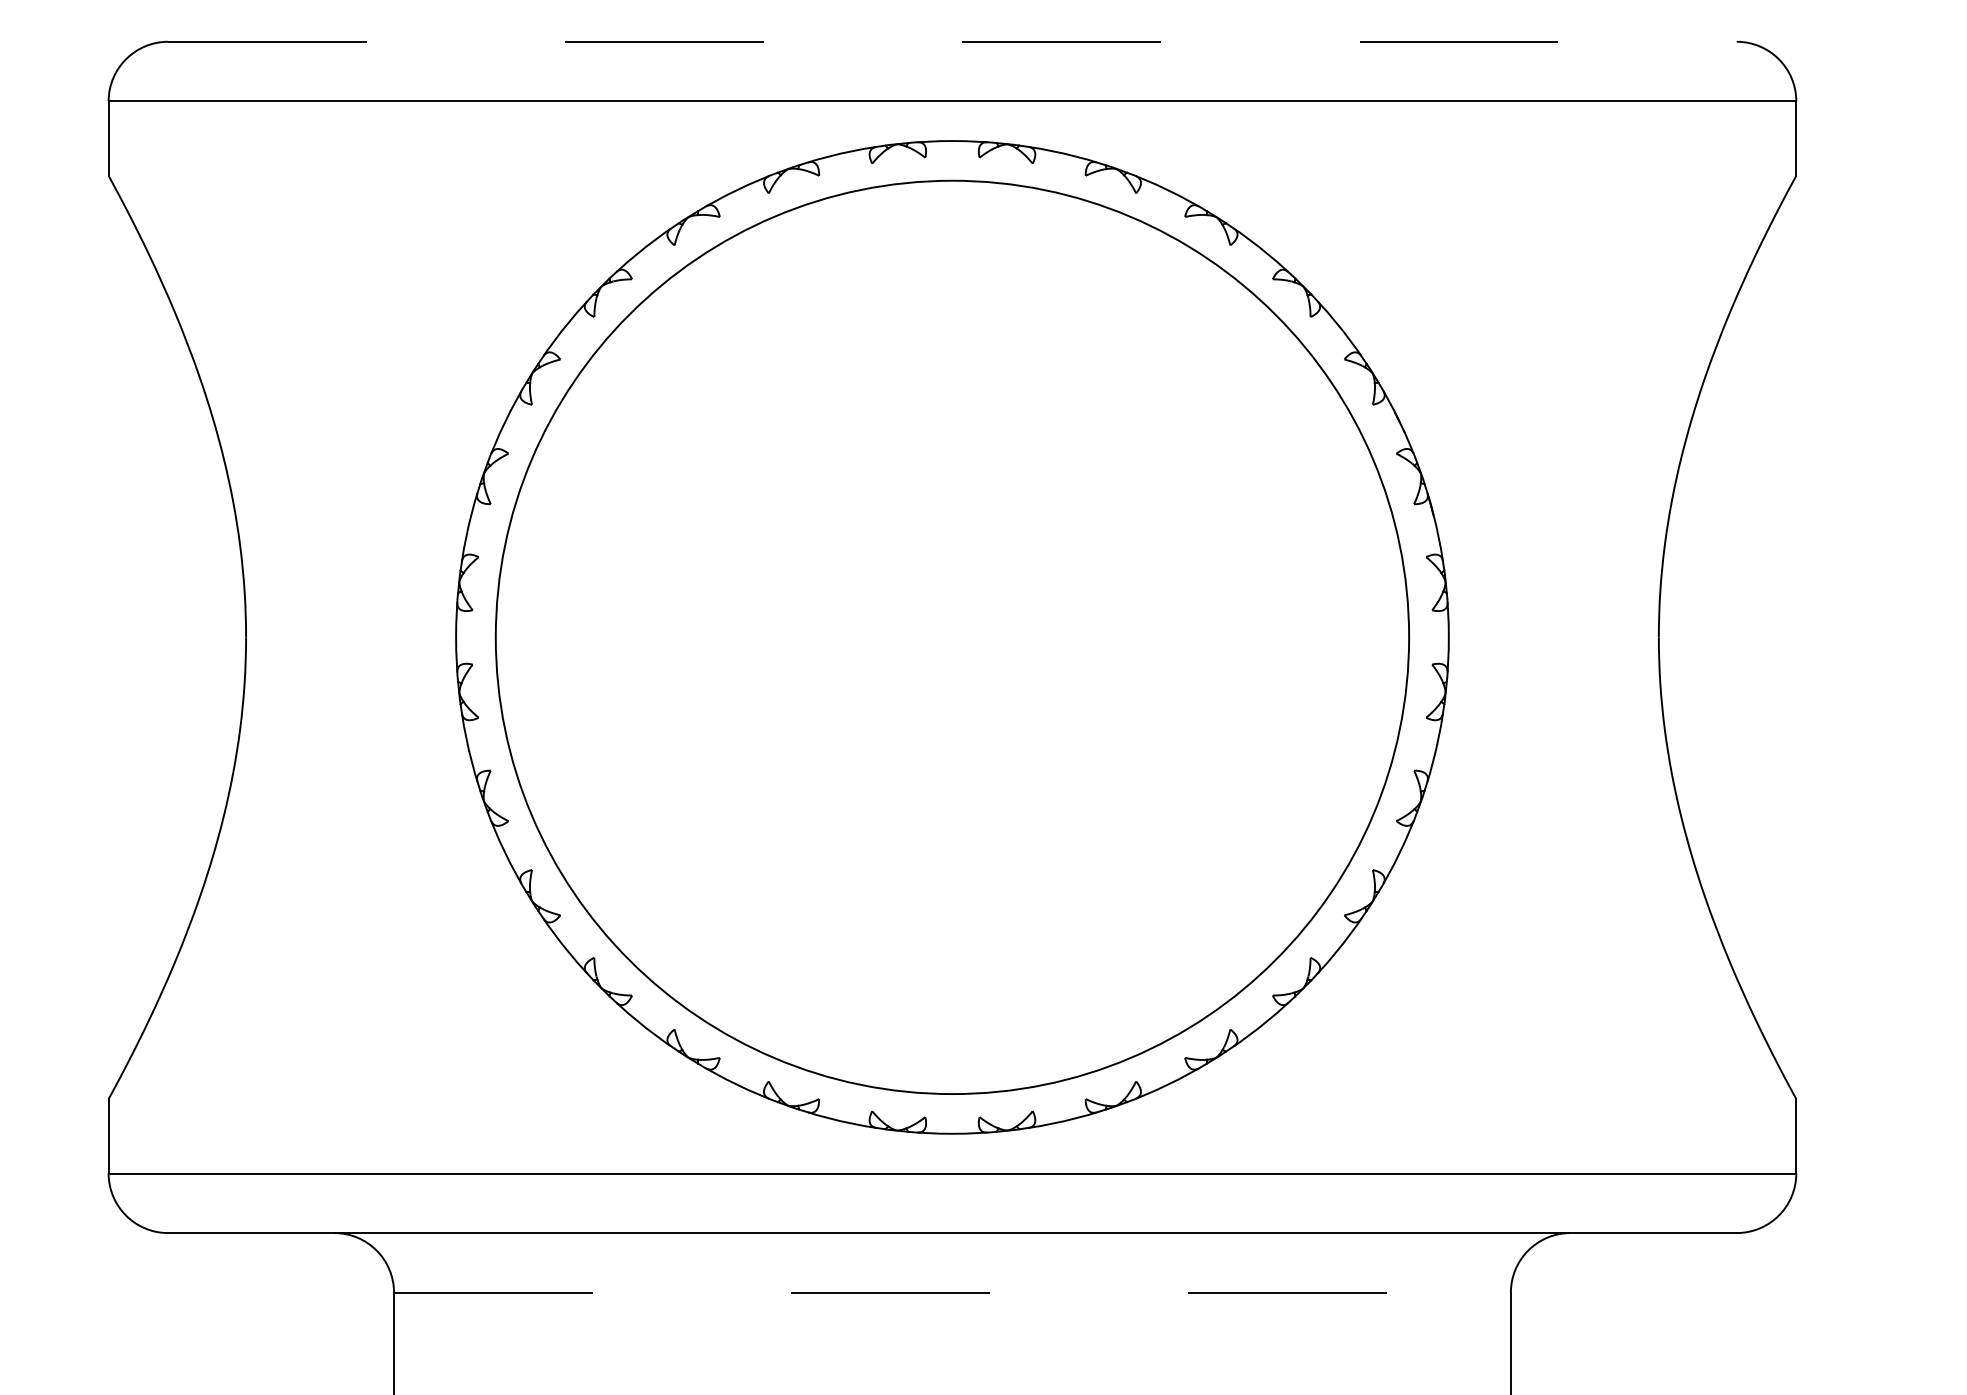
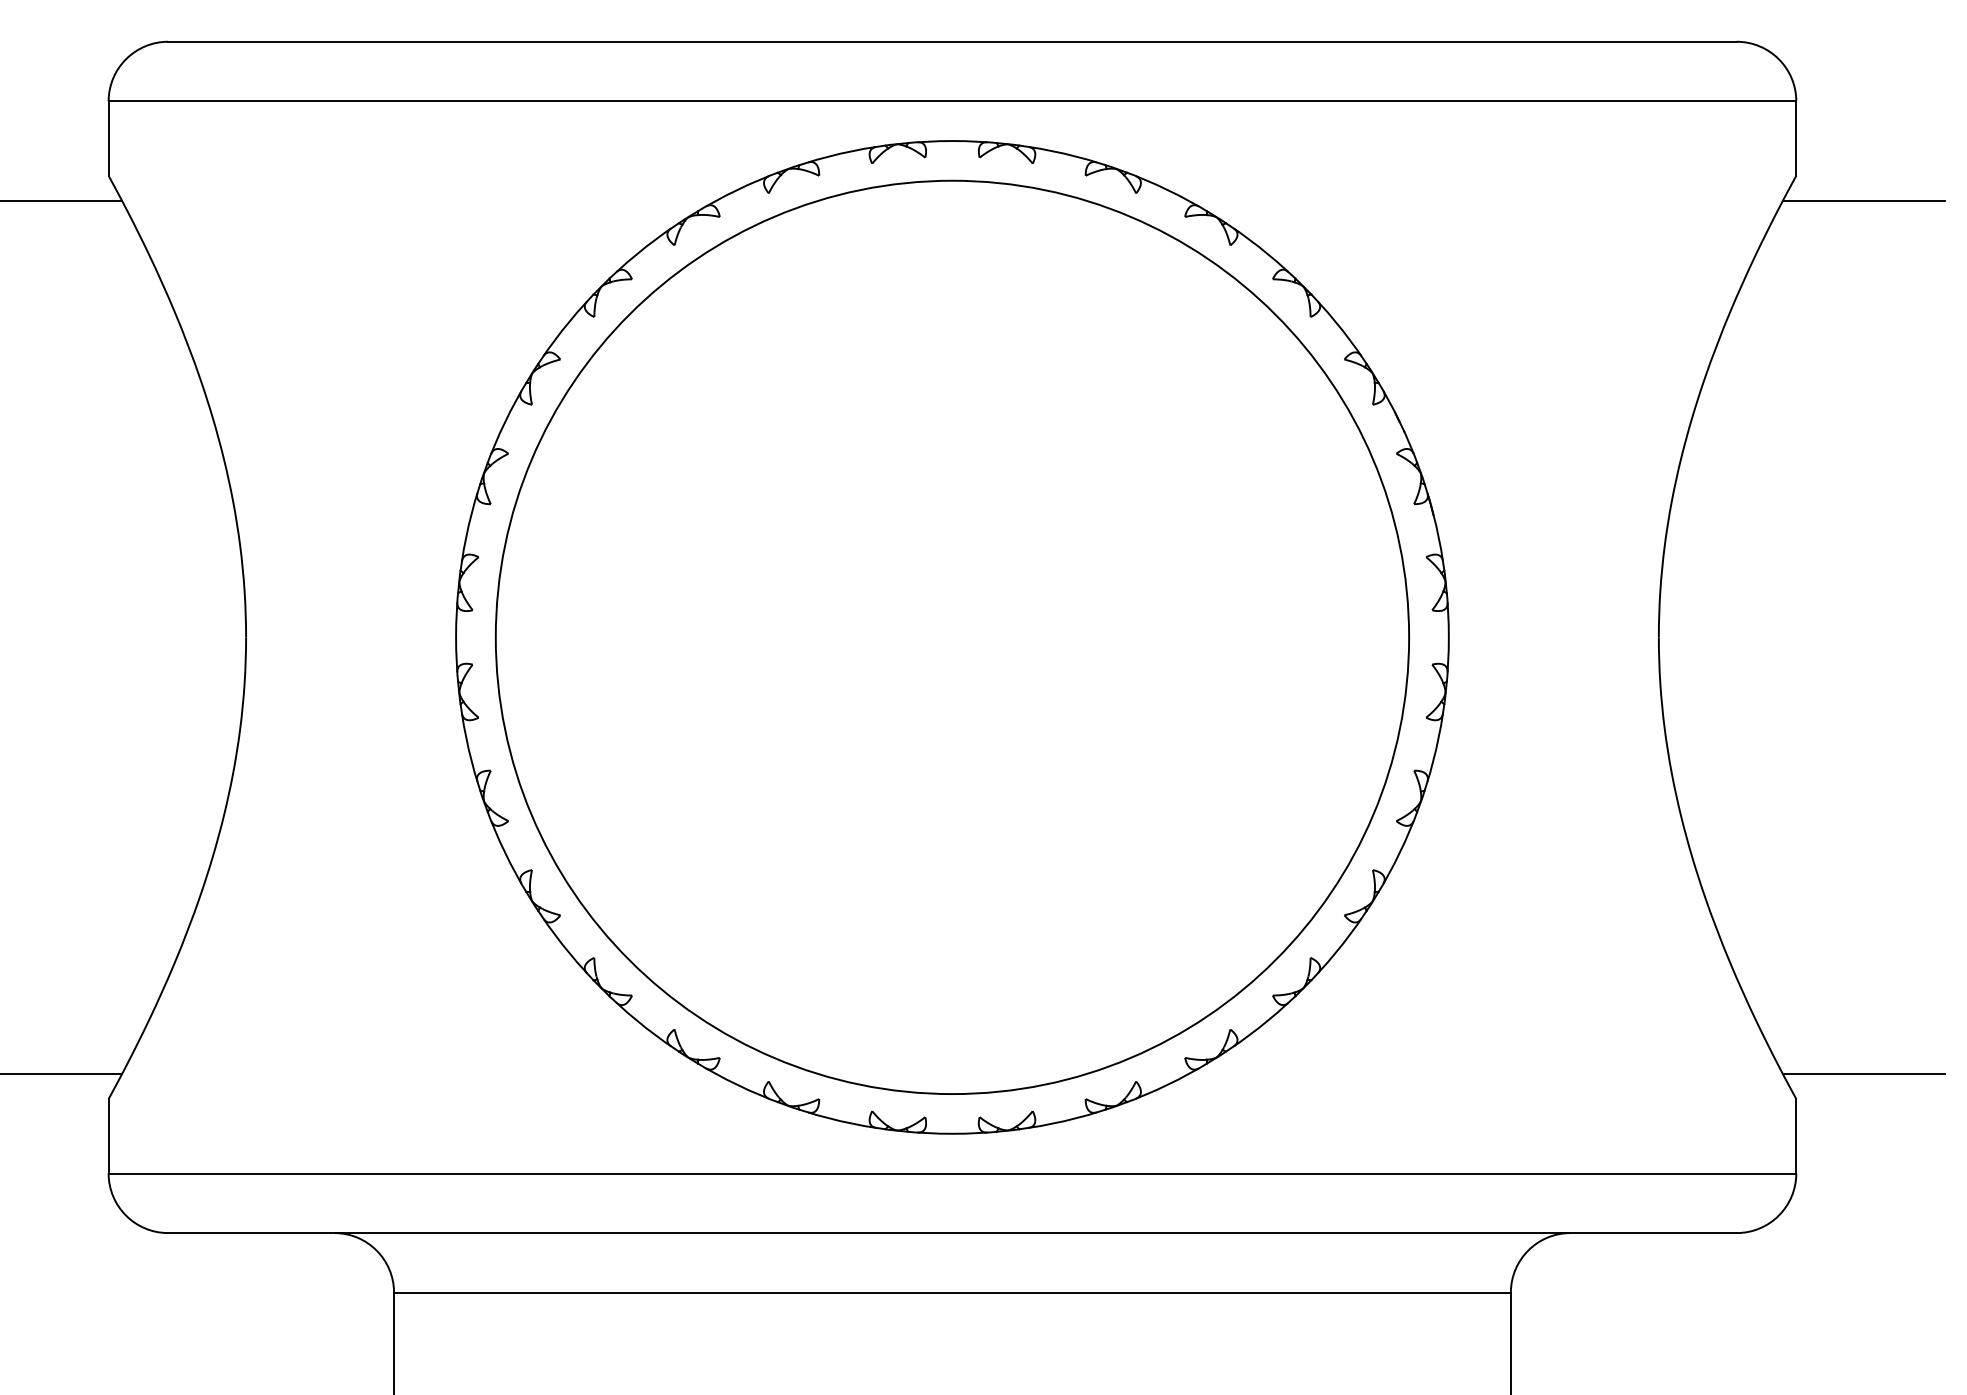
line: dashed -> solid (952, 41)
line: none -> present (61, 200)
line: none -> present (1863, 200)
line: none -> present (61, 1074)
line: none -> present (1863, 1074)
line: dashed -> solid (952, 1292)
